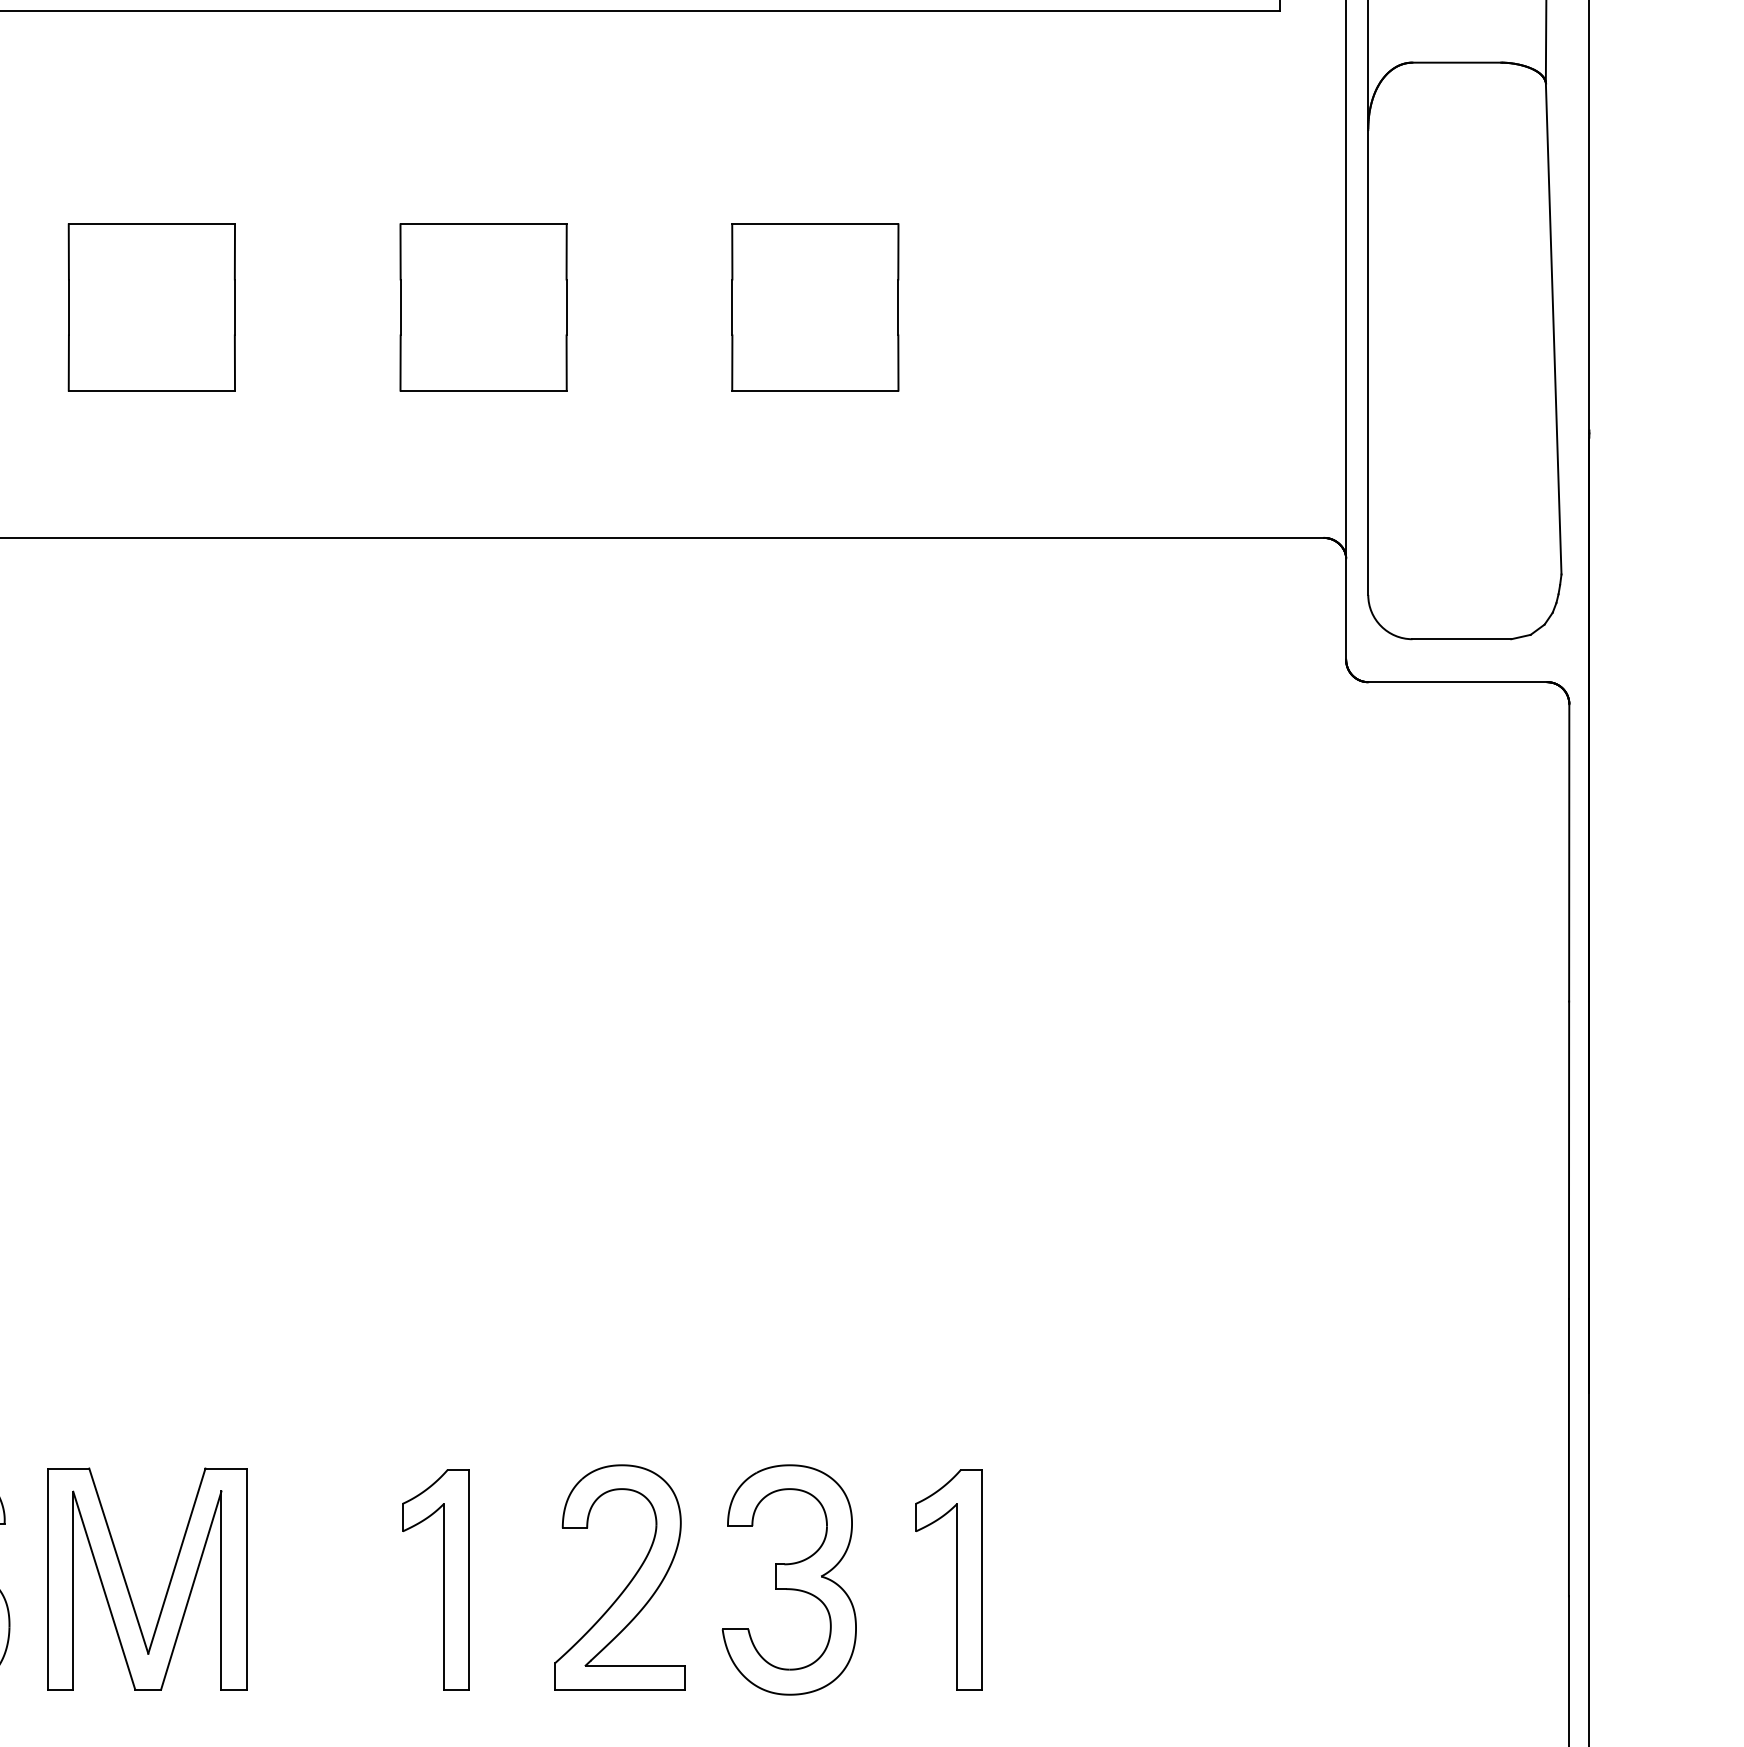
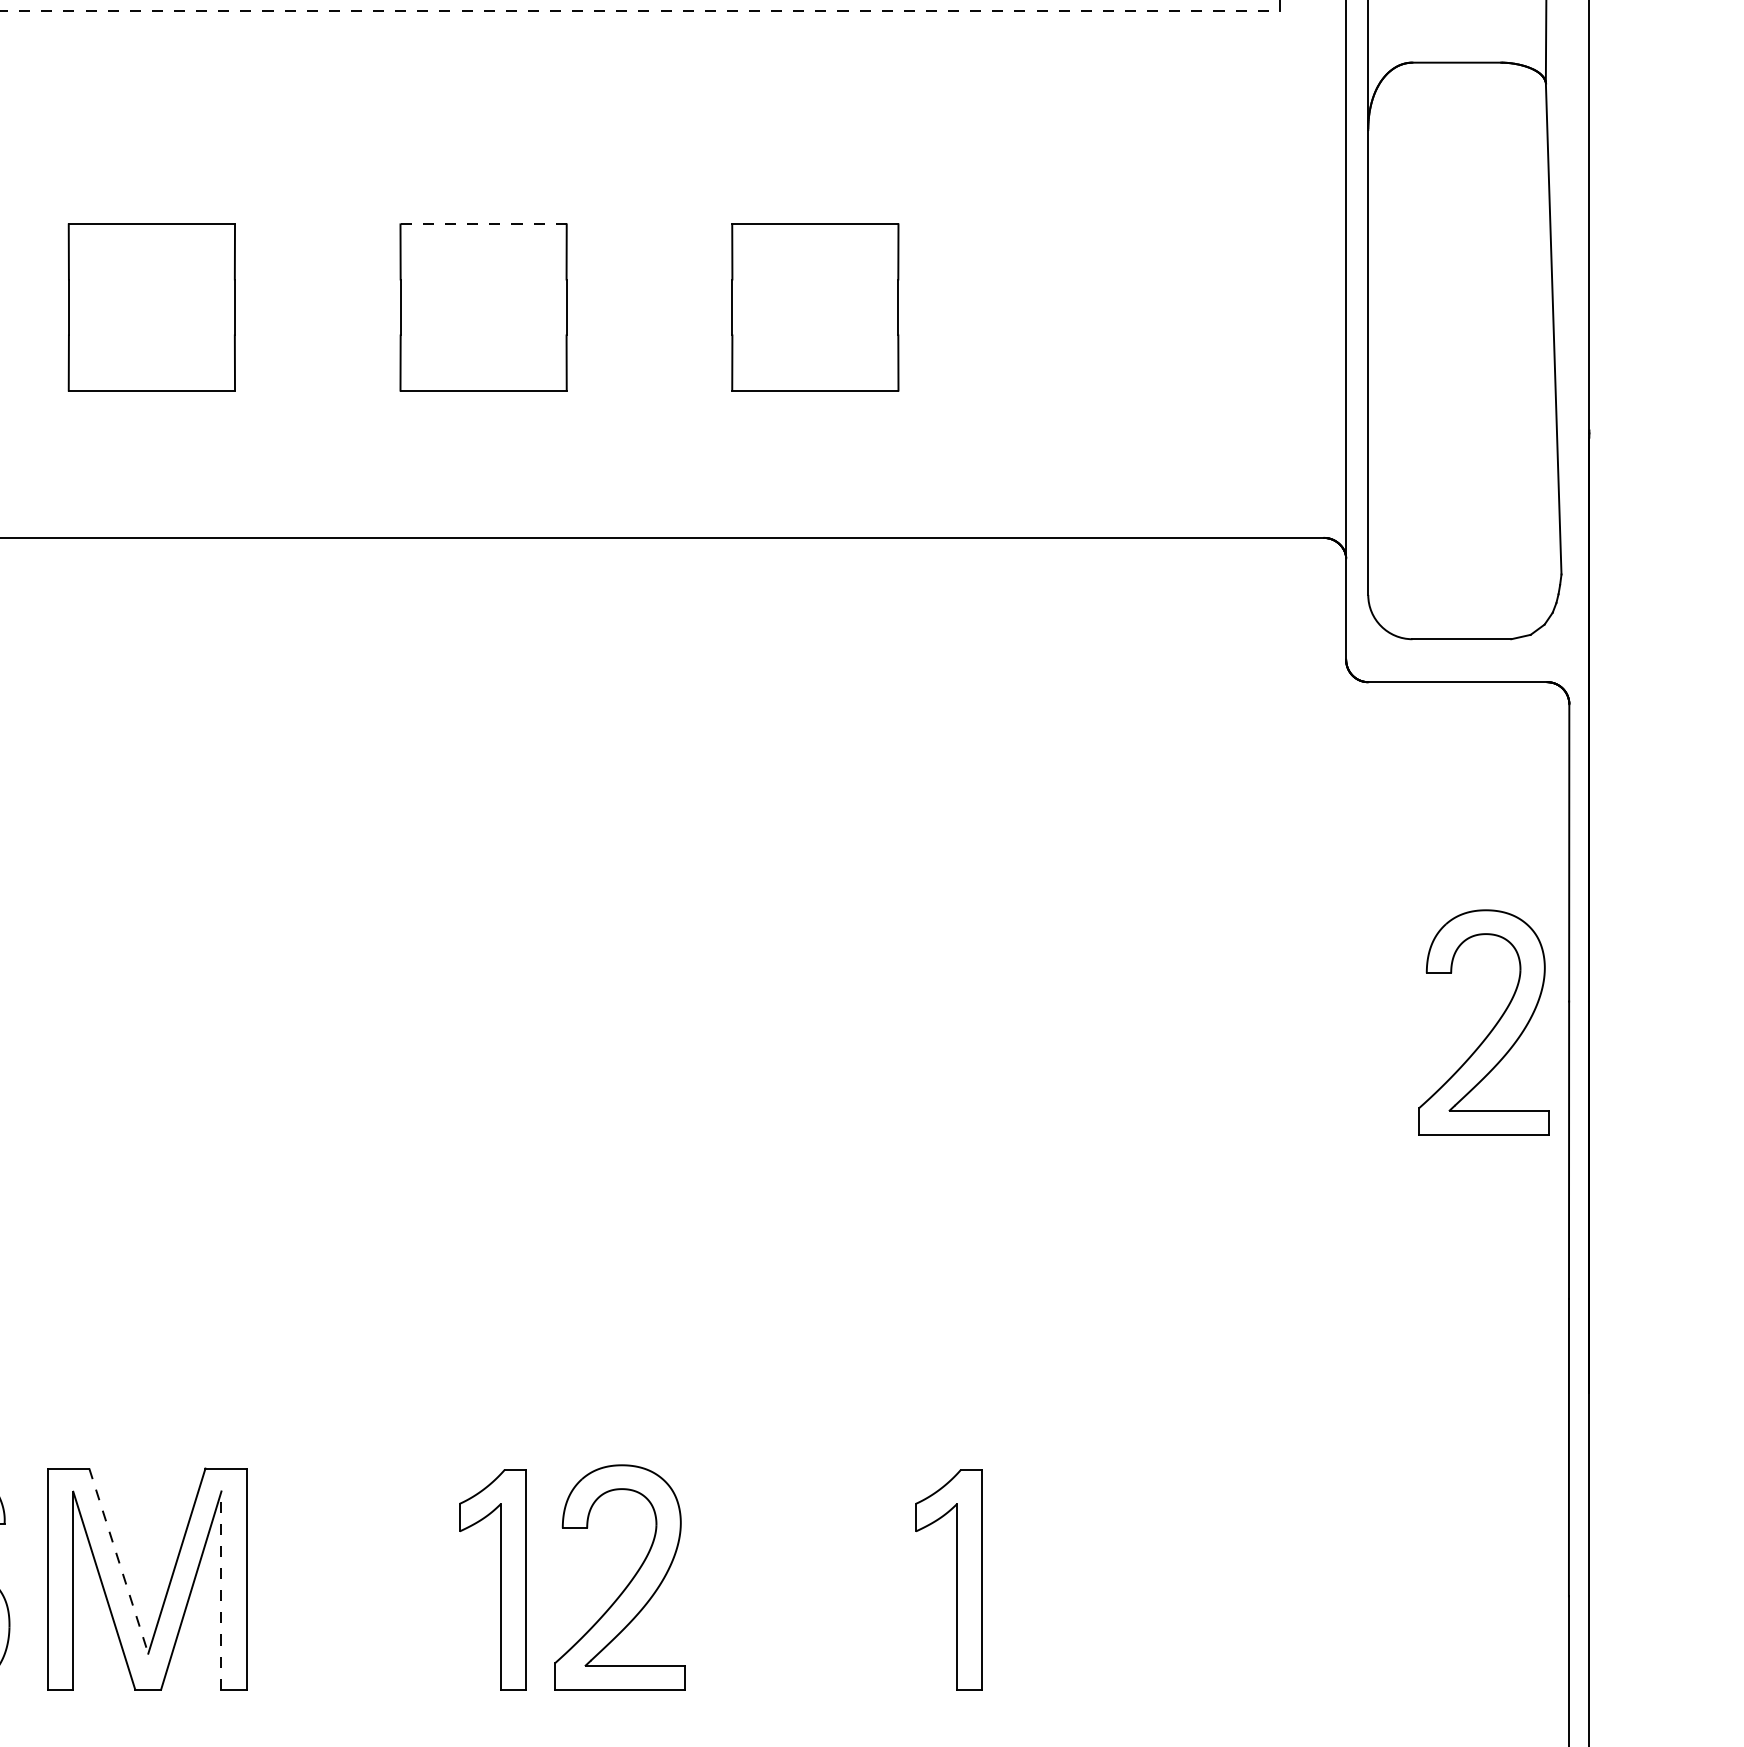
line: solid -> dashed (639, 10)
line: solid -> dashed (483, 224)
part: none -> present (1491, 1029)
line: solid -> dashed (118, 1561)
part position: (443, 1579) -> (500, 1579) (500, 1579)
part: present -> none (788, 1579)
line: solid -> dashed (221, 1590)
